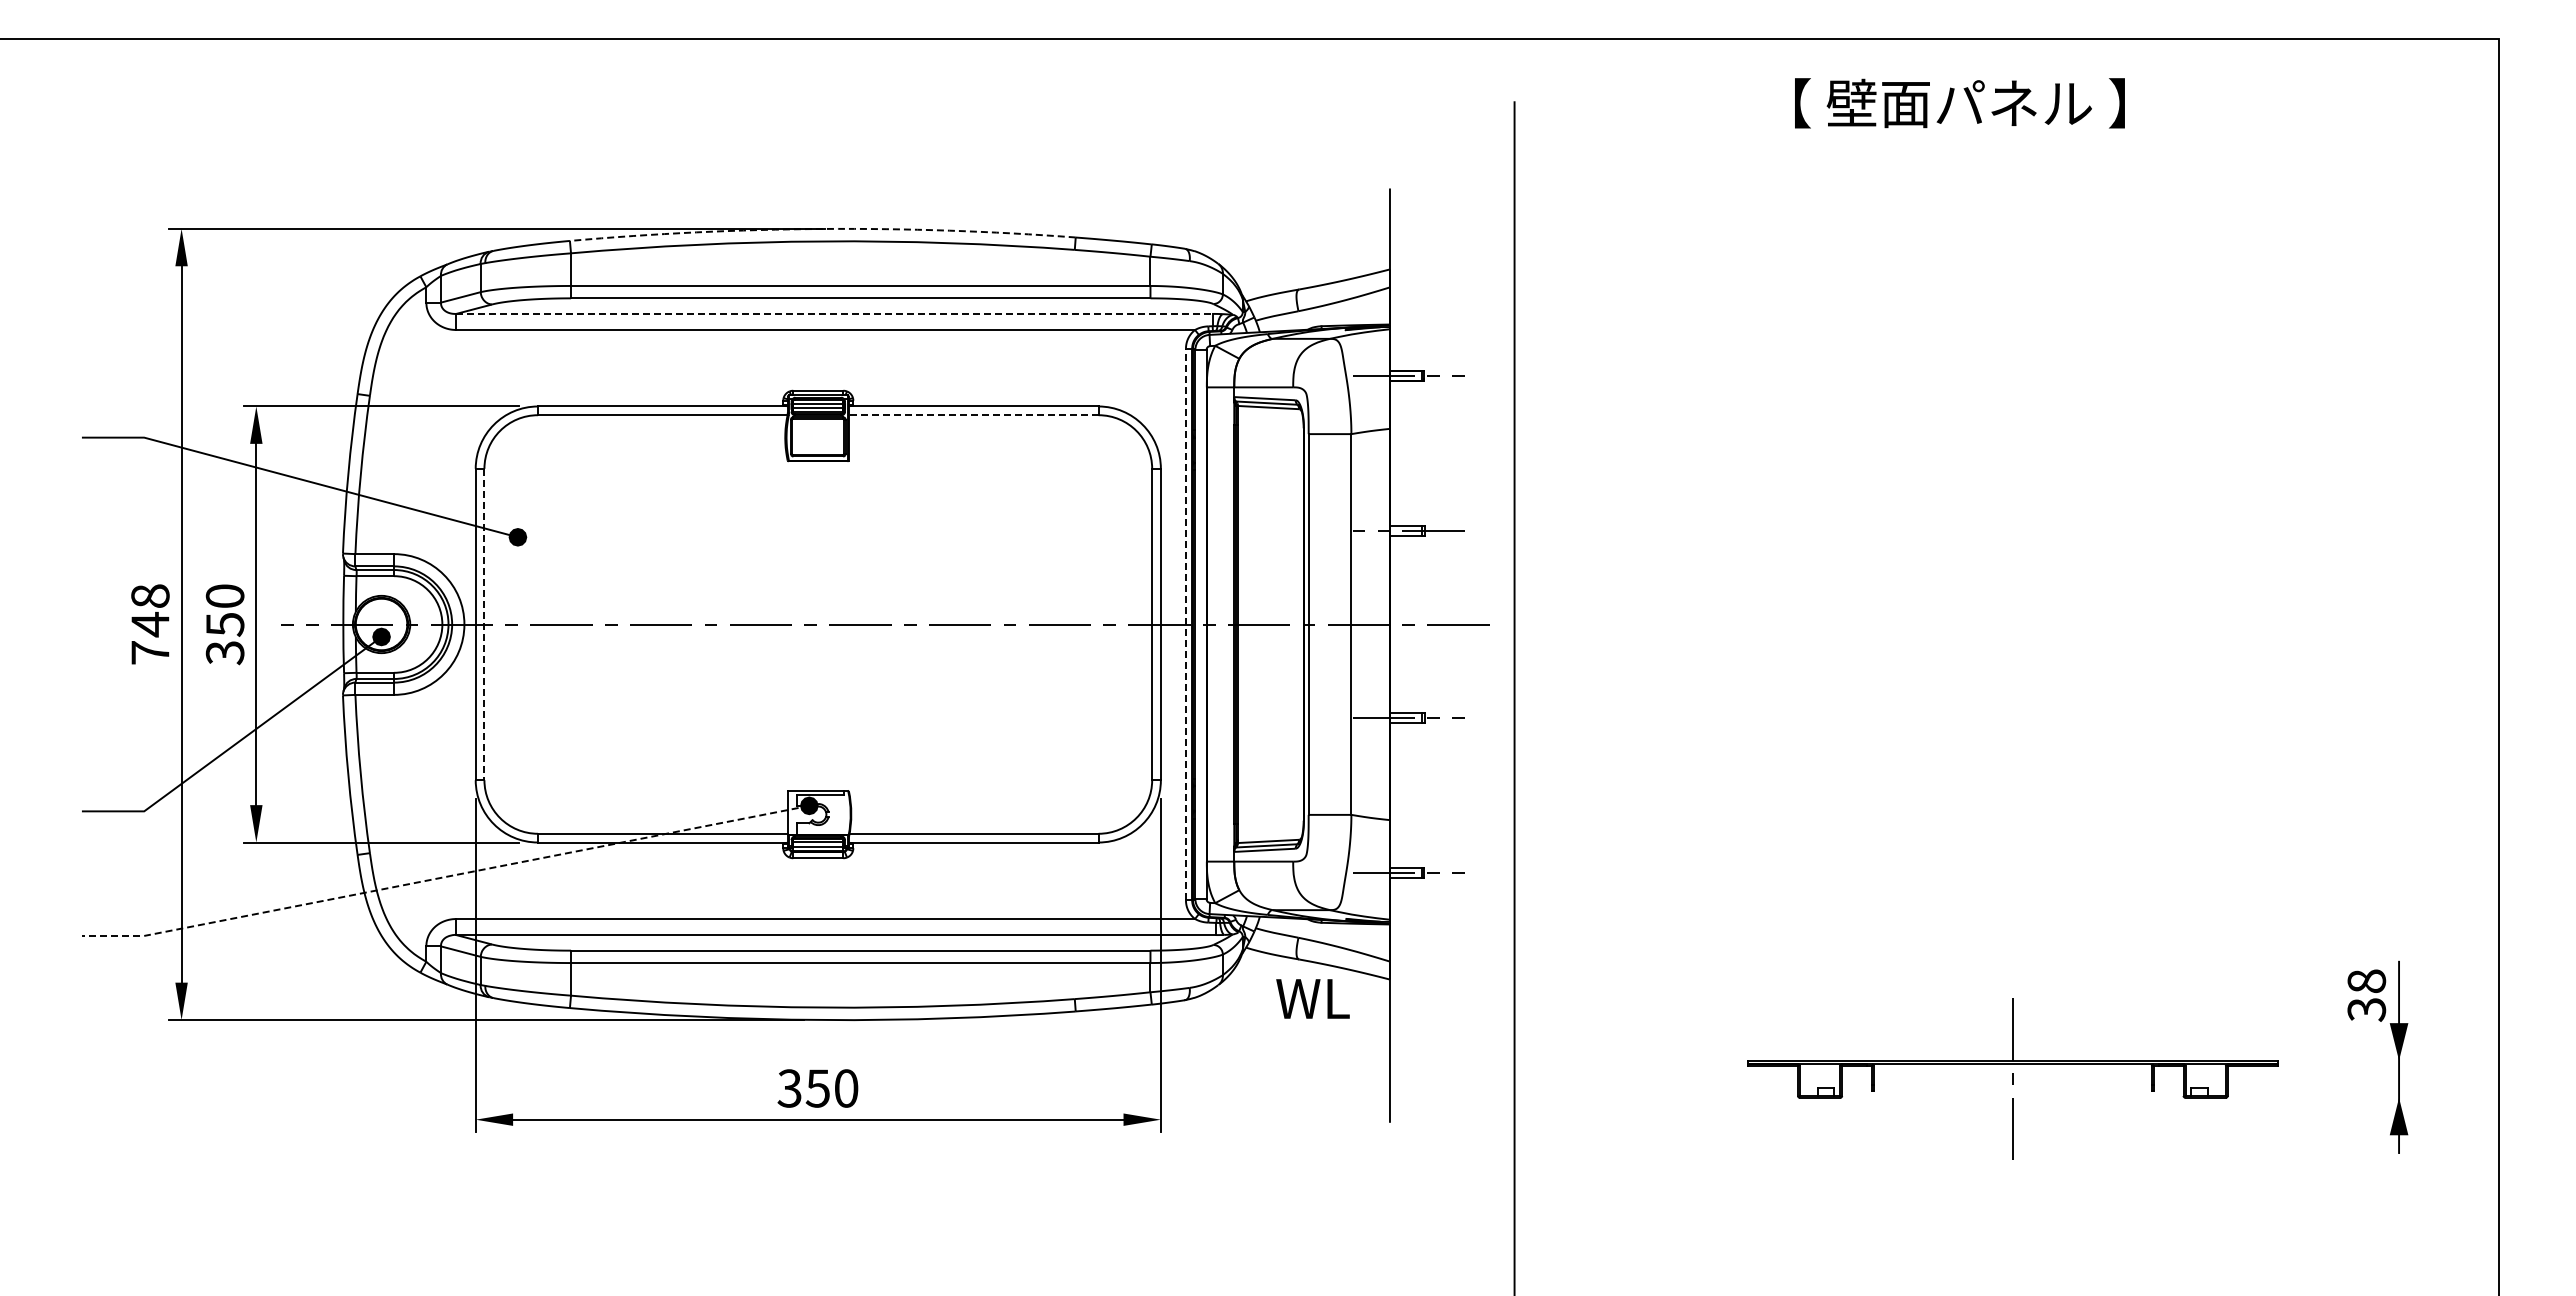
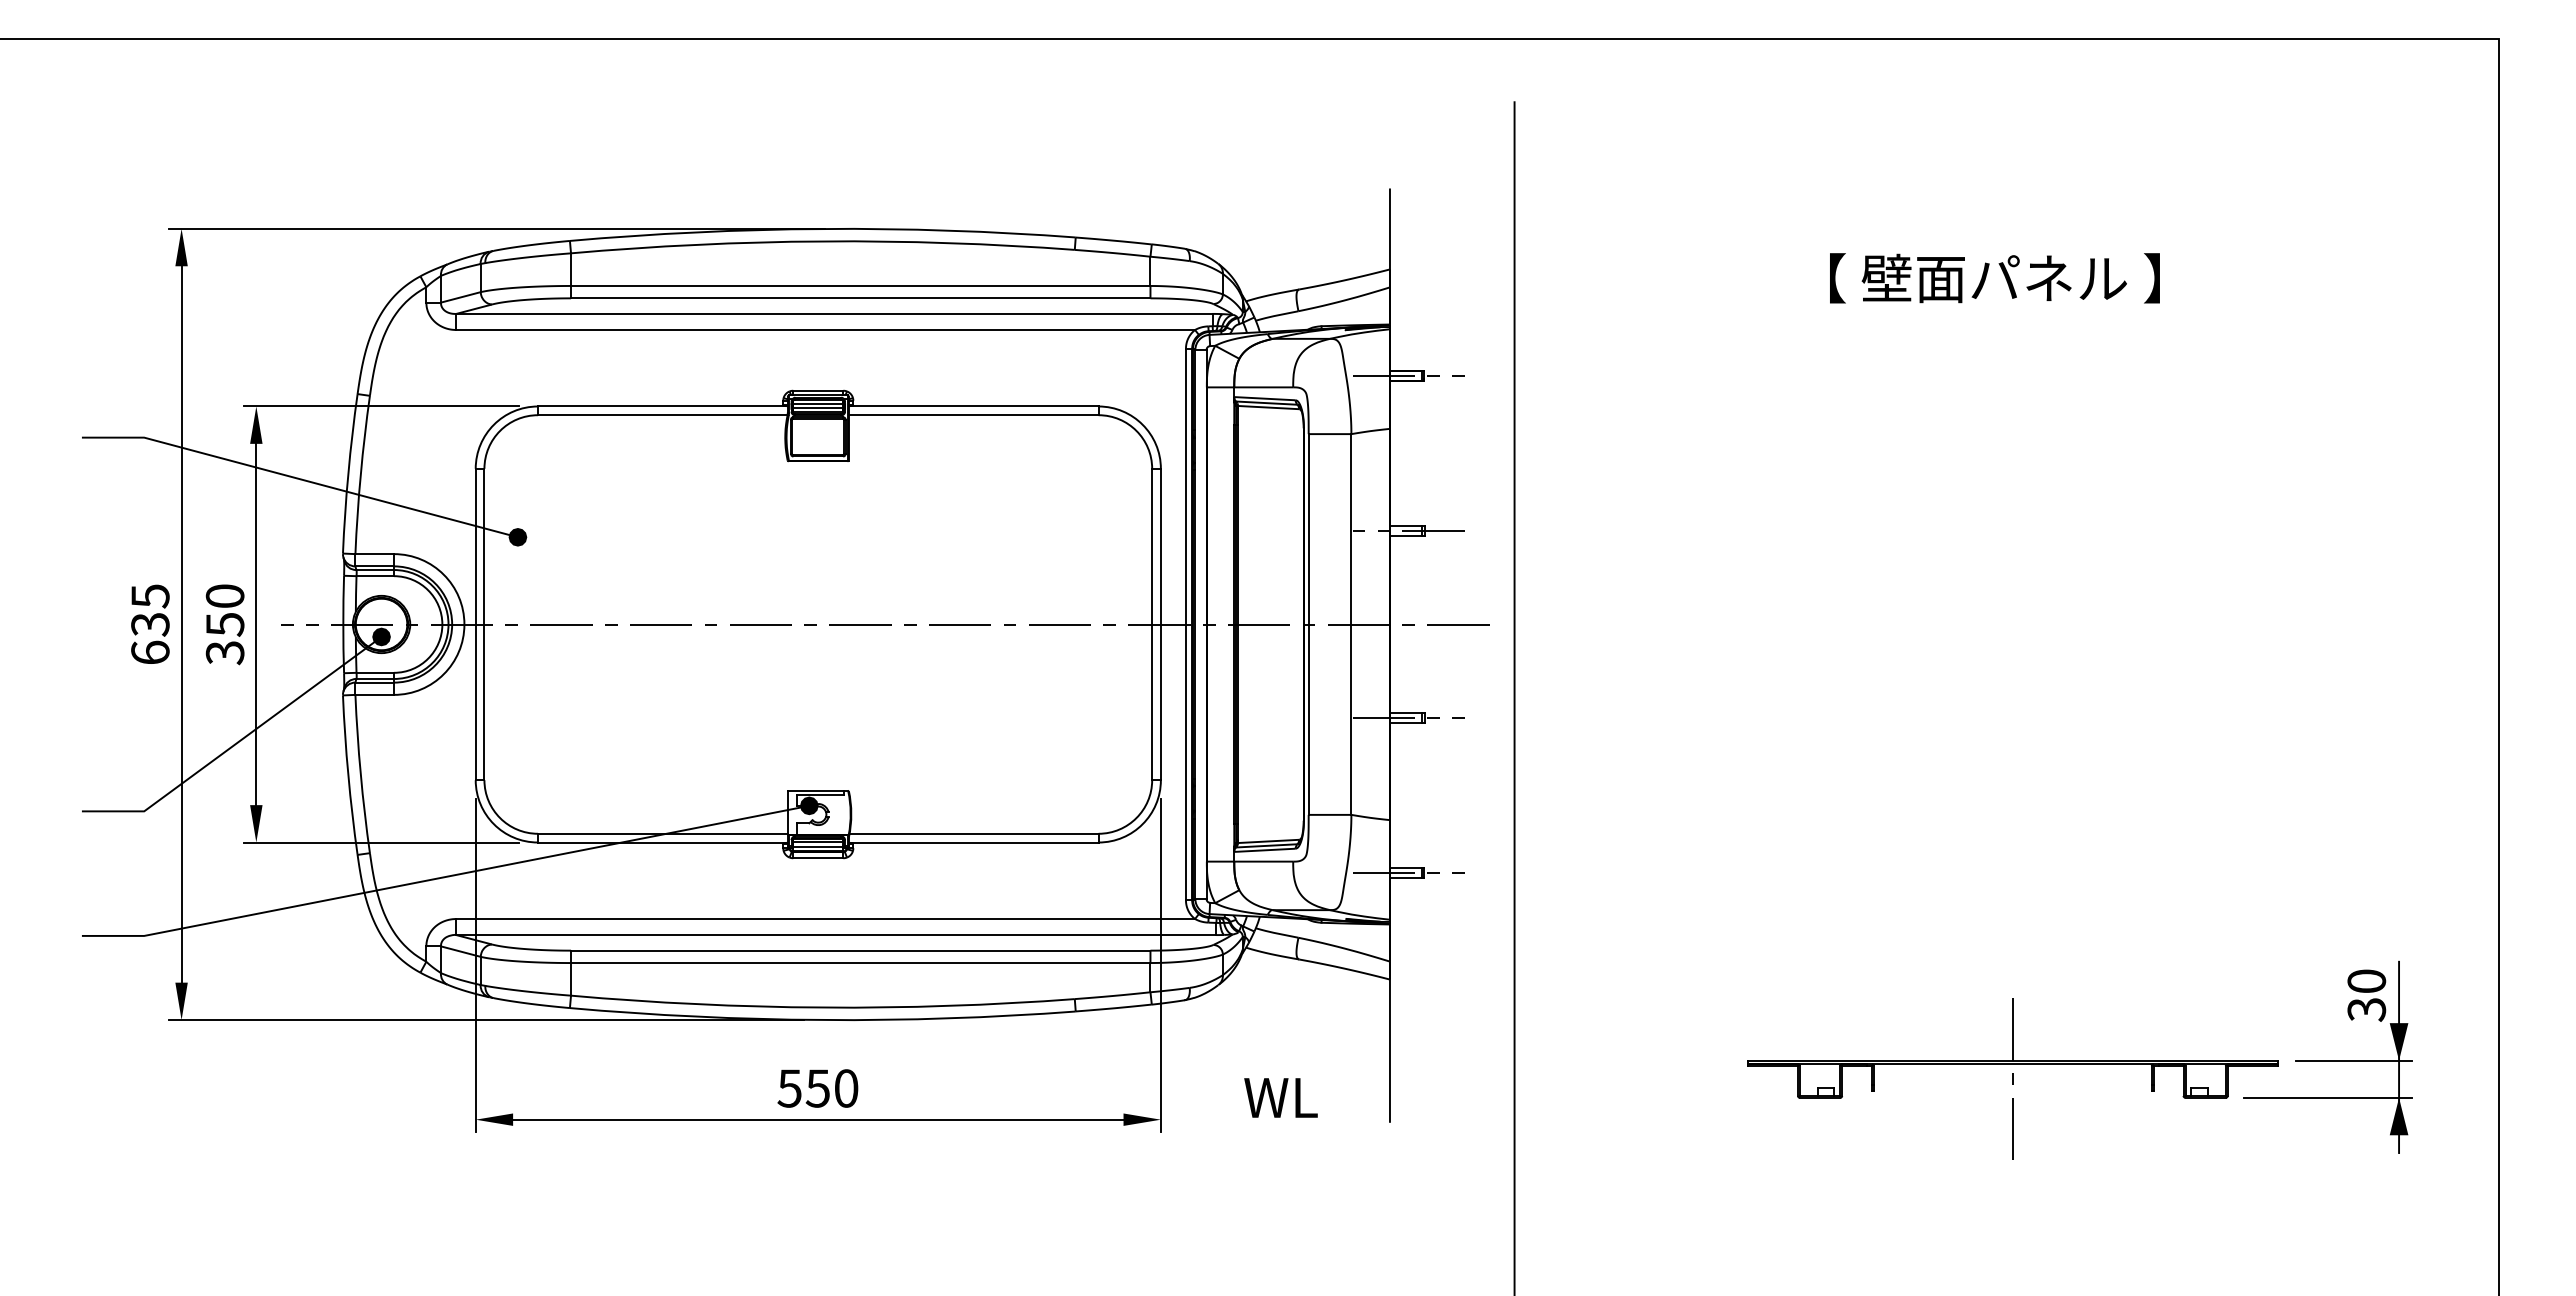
text position: (1959, 103) -> (1994, 278) (1994, 278)
arc: dashed -> solid (822, 228)
line: dashed -> solid (835, 313)
line: dashed -> solid (973, 415)
text: 748 -> 635 (150, 624)
line: dashed -> solid (484, 624)
line: dashed -> solid (1185, 624)
line: dashed -> solid (445, 877)
text: 38 -> 30 (2366, 981)
text position: (1312, 998) -> (1280, 1097) (1280, 1097)
line: none -> present (2353, 1060)
text: 350 -> 550 (789, 1088)
line: none -> present (2327, 1097)
